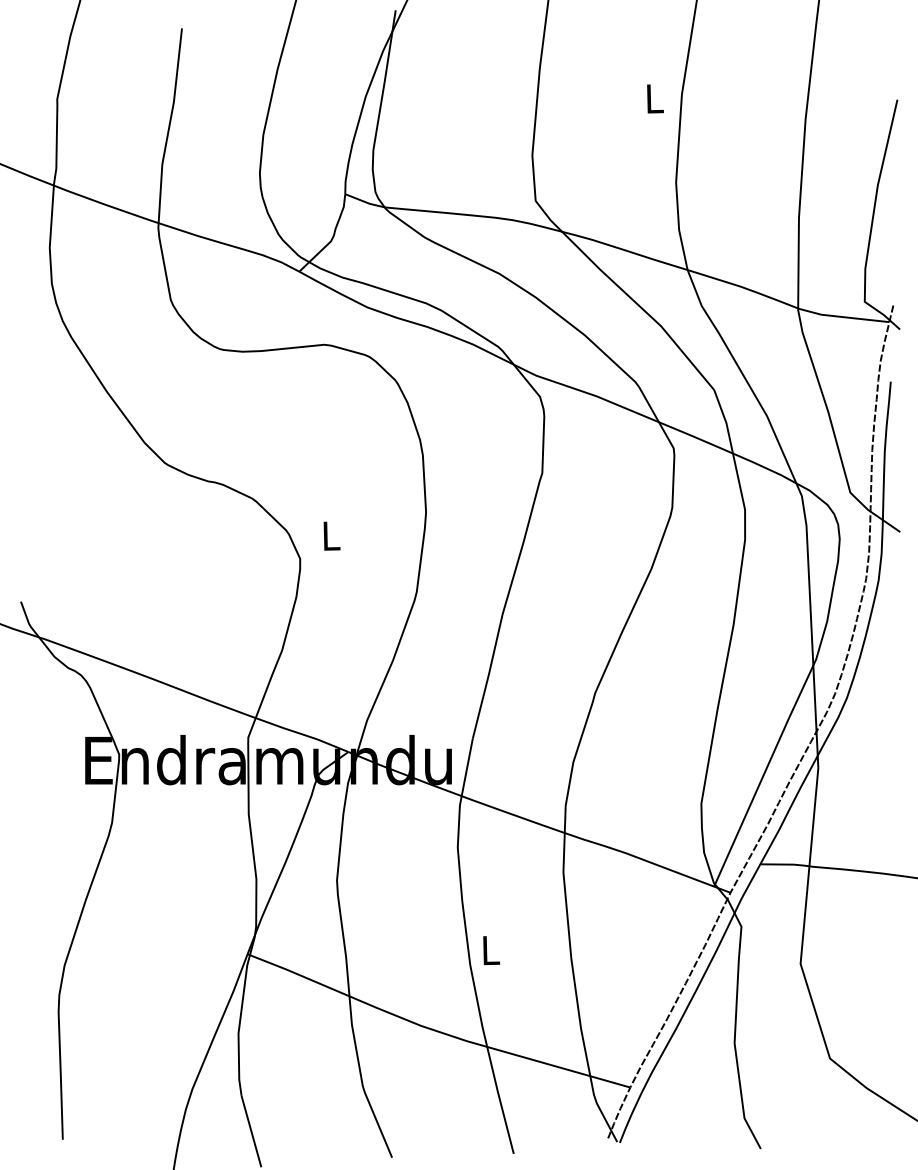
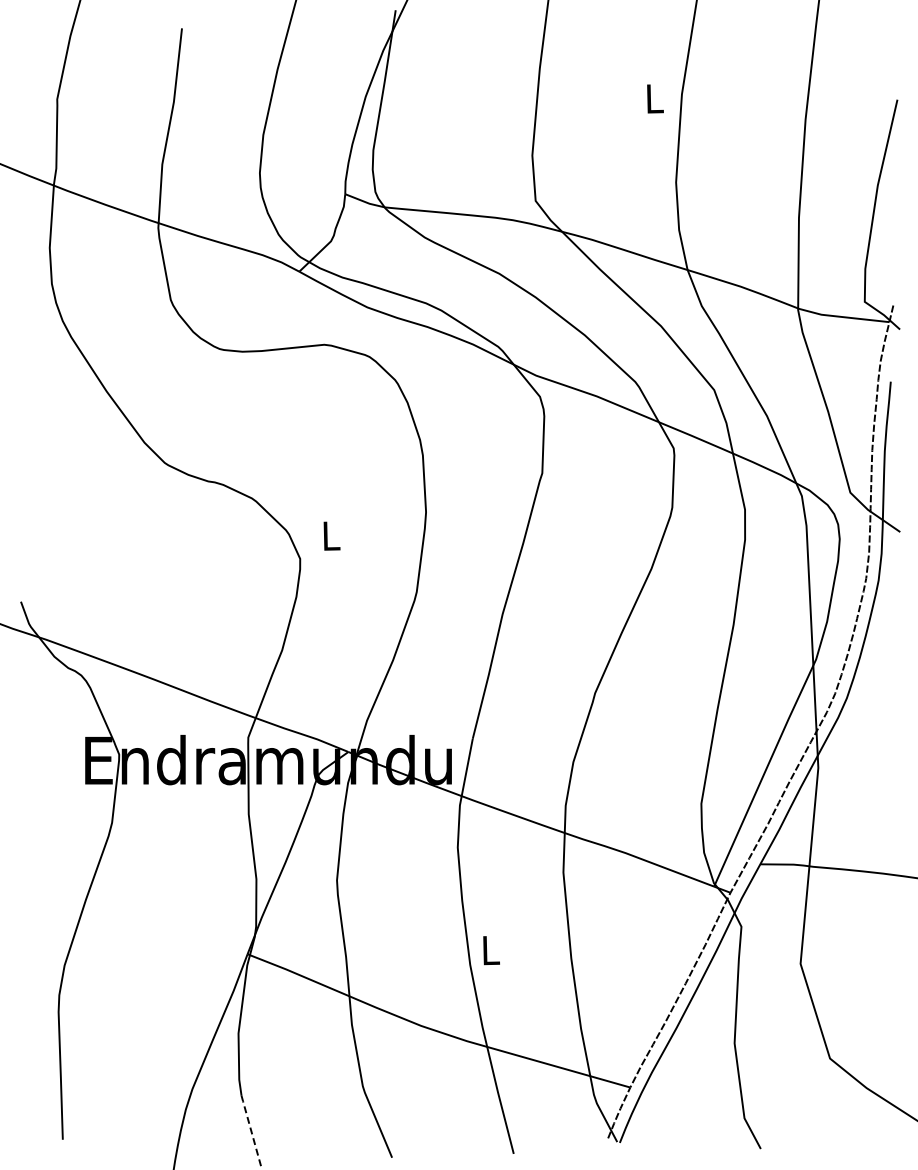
line: solid -> dashed (251, 1130)
